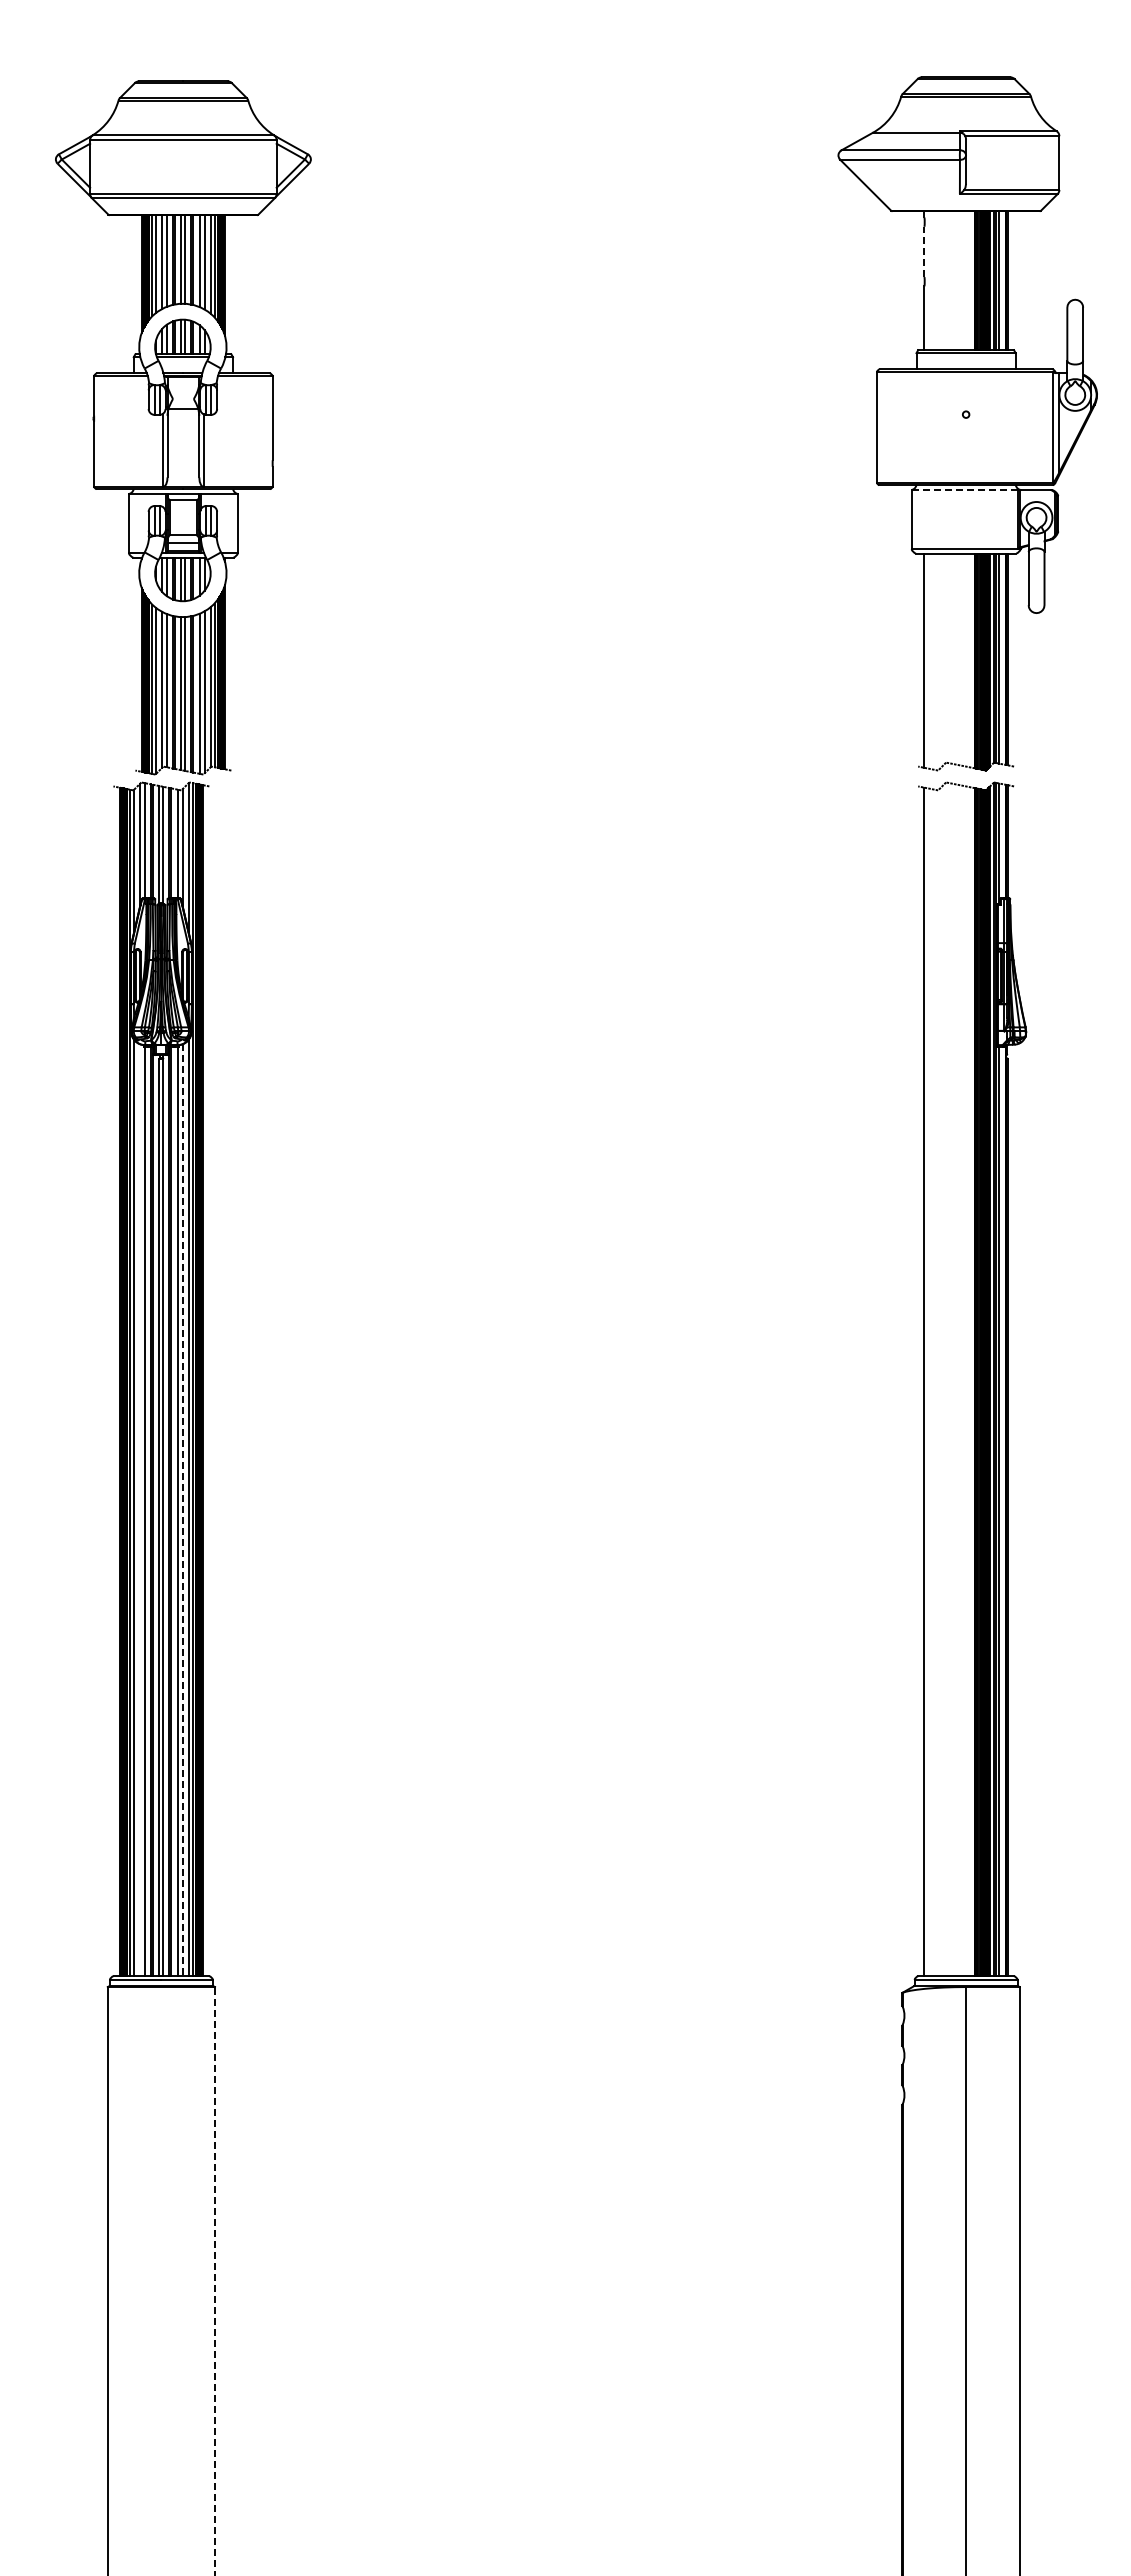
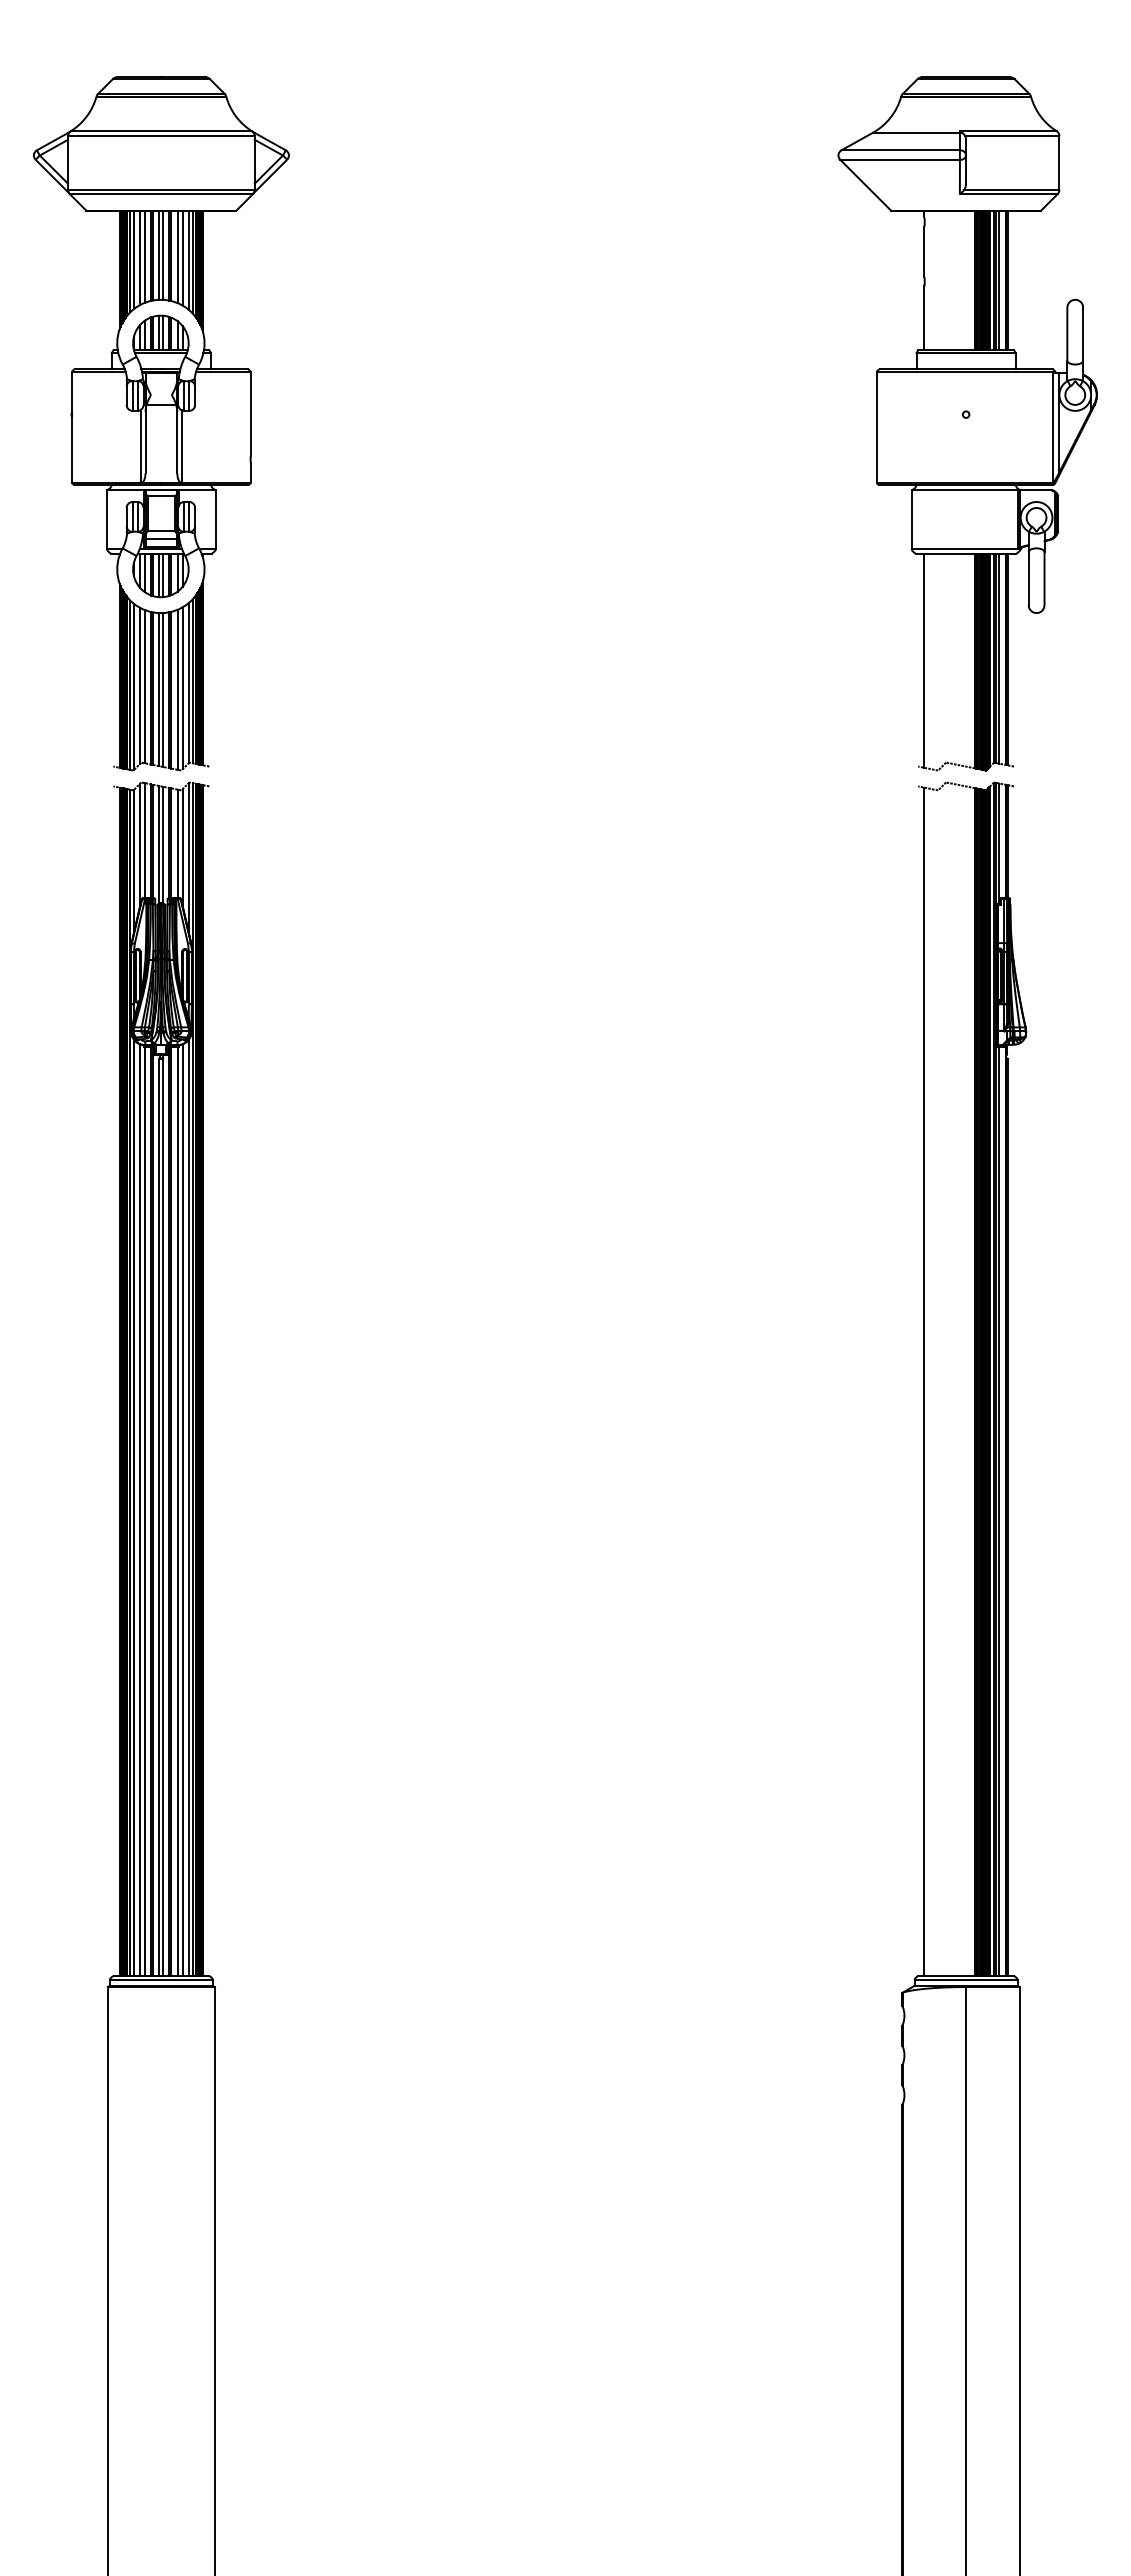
line: dashed -> solid (924, 251)
part position: (183, 427) -> (161, 423) (161, 423)
line: dashed -> solid (964, 490)
line: none -> present (140, 1510)
line: dashed -> solid (182, 1510)
line: dashed -> solid (214, 2280)
